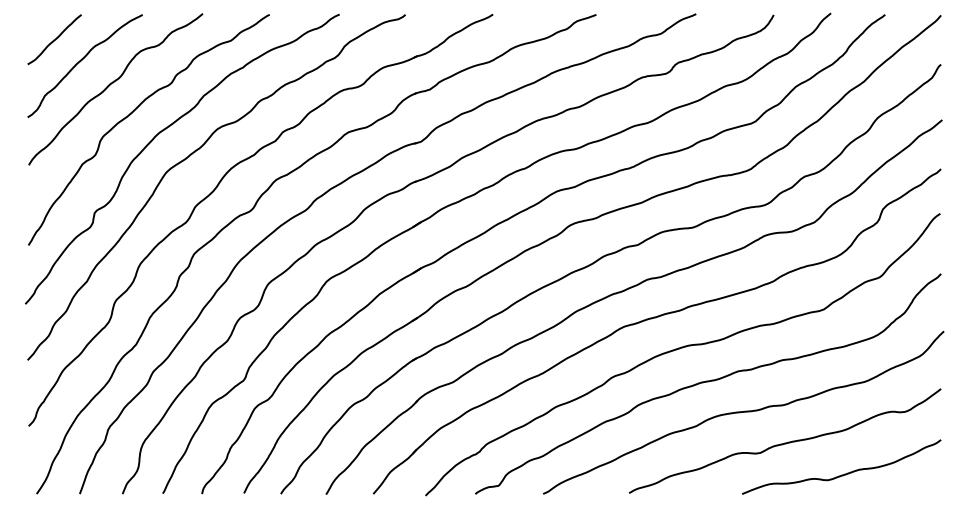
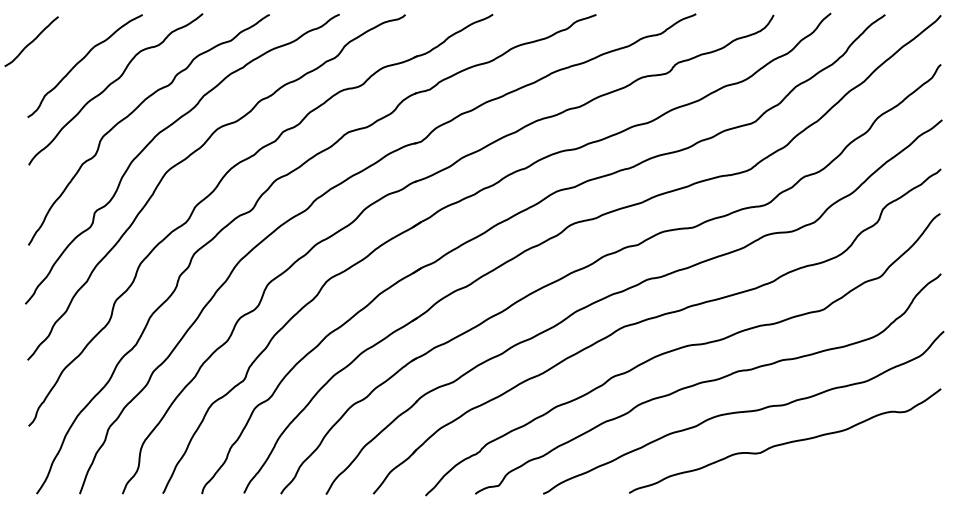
curve position: (54, 39) -> (31, 41) (31, 41)
curve: present -> none (844, 473)
